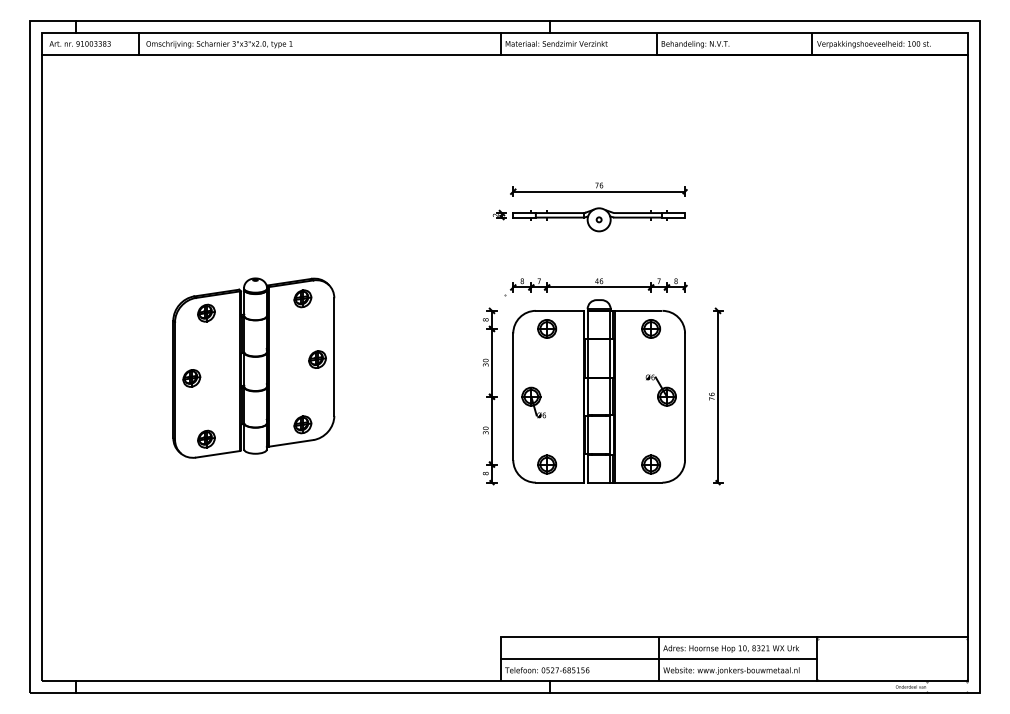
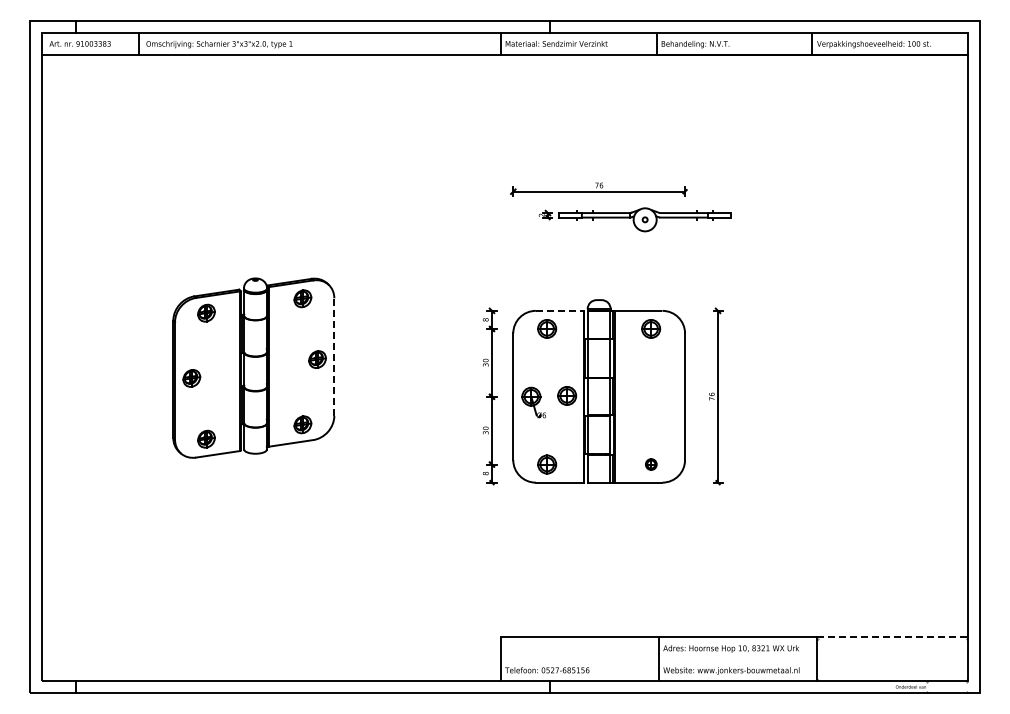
part position: (588, 219) -> (634, 219) (634, 219)
part: present -> none (595, 287)
line: solid -> dashed (559, 310)
line: solid -> dashed (334, 357)
part: present -> none (660, 390)
part: none -> present (567, 395)
part size: 21x21 px -> 13x13 px (651, 464)
line: solid -> dashed (892, 637)
line: present -> none (658, 659)
